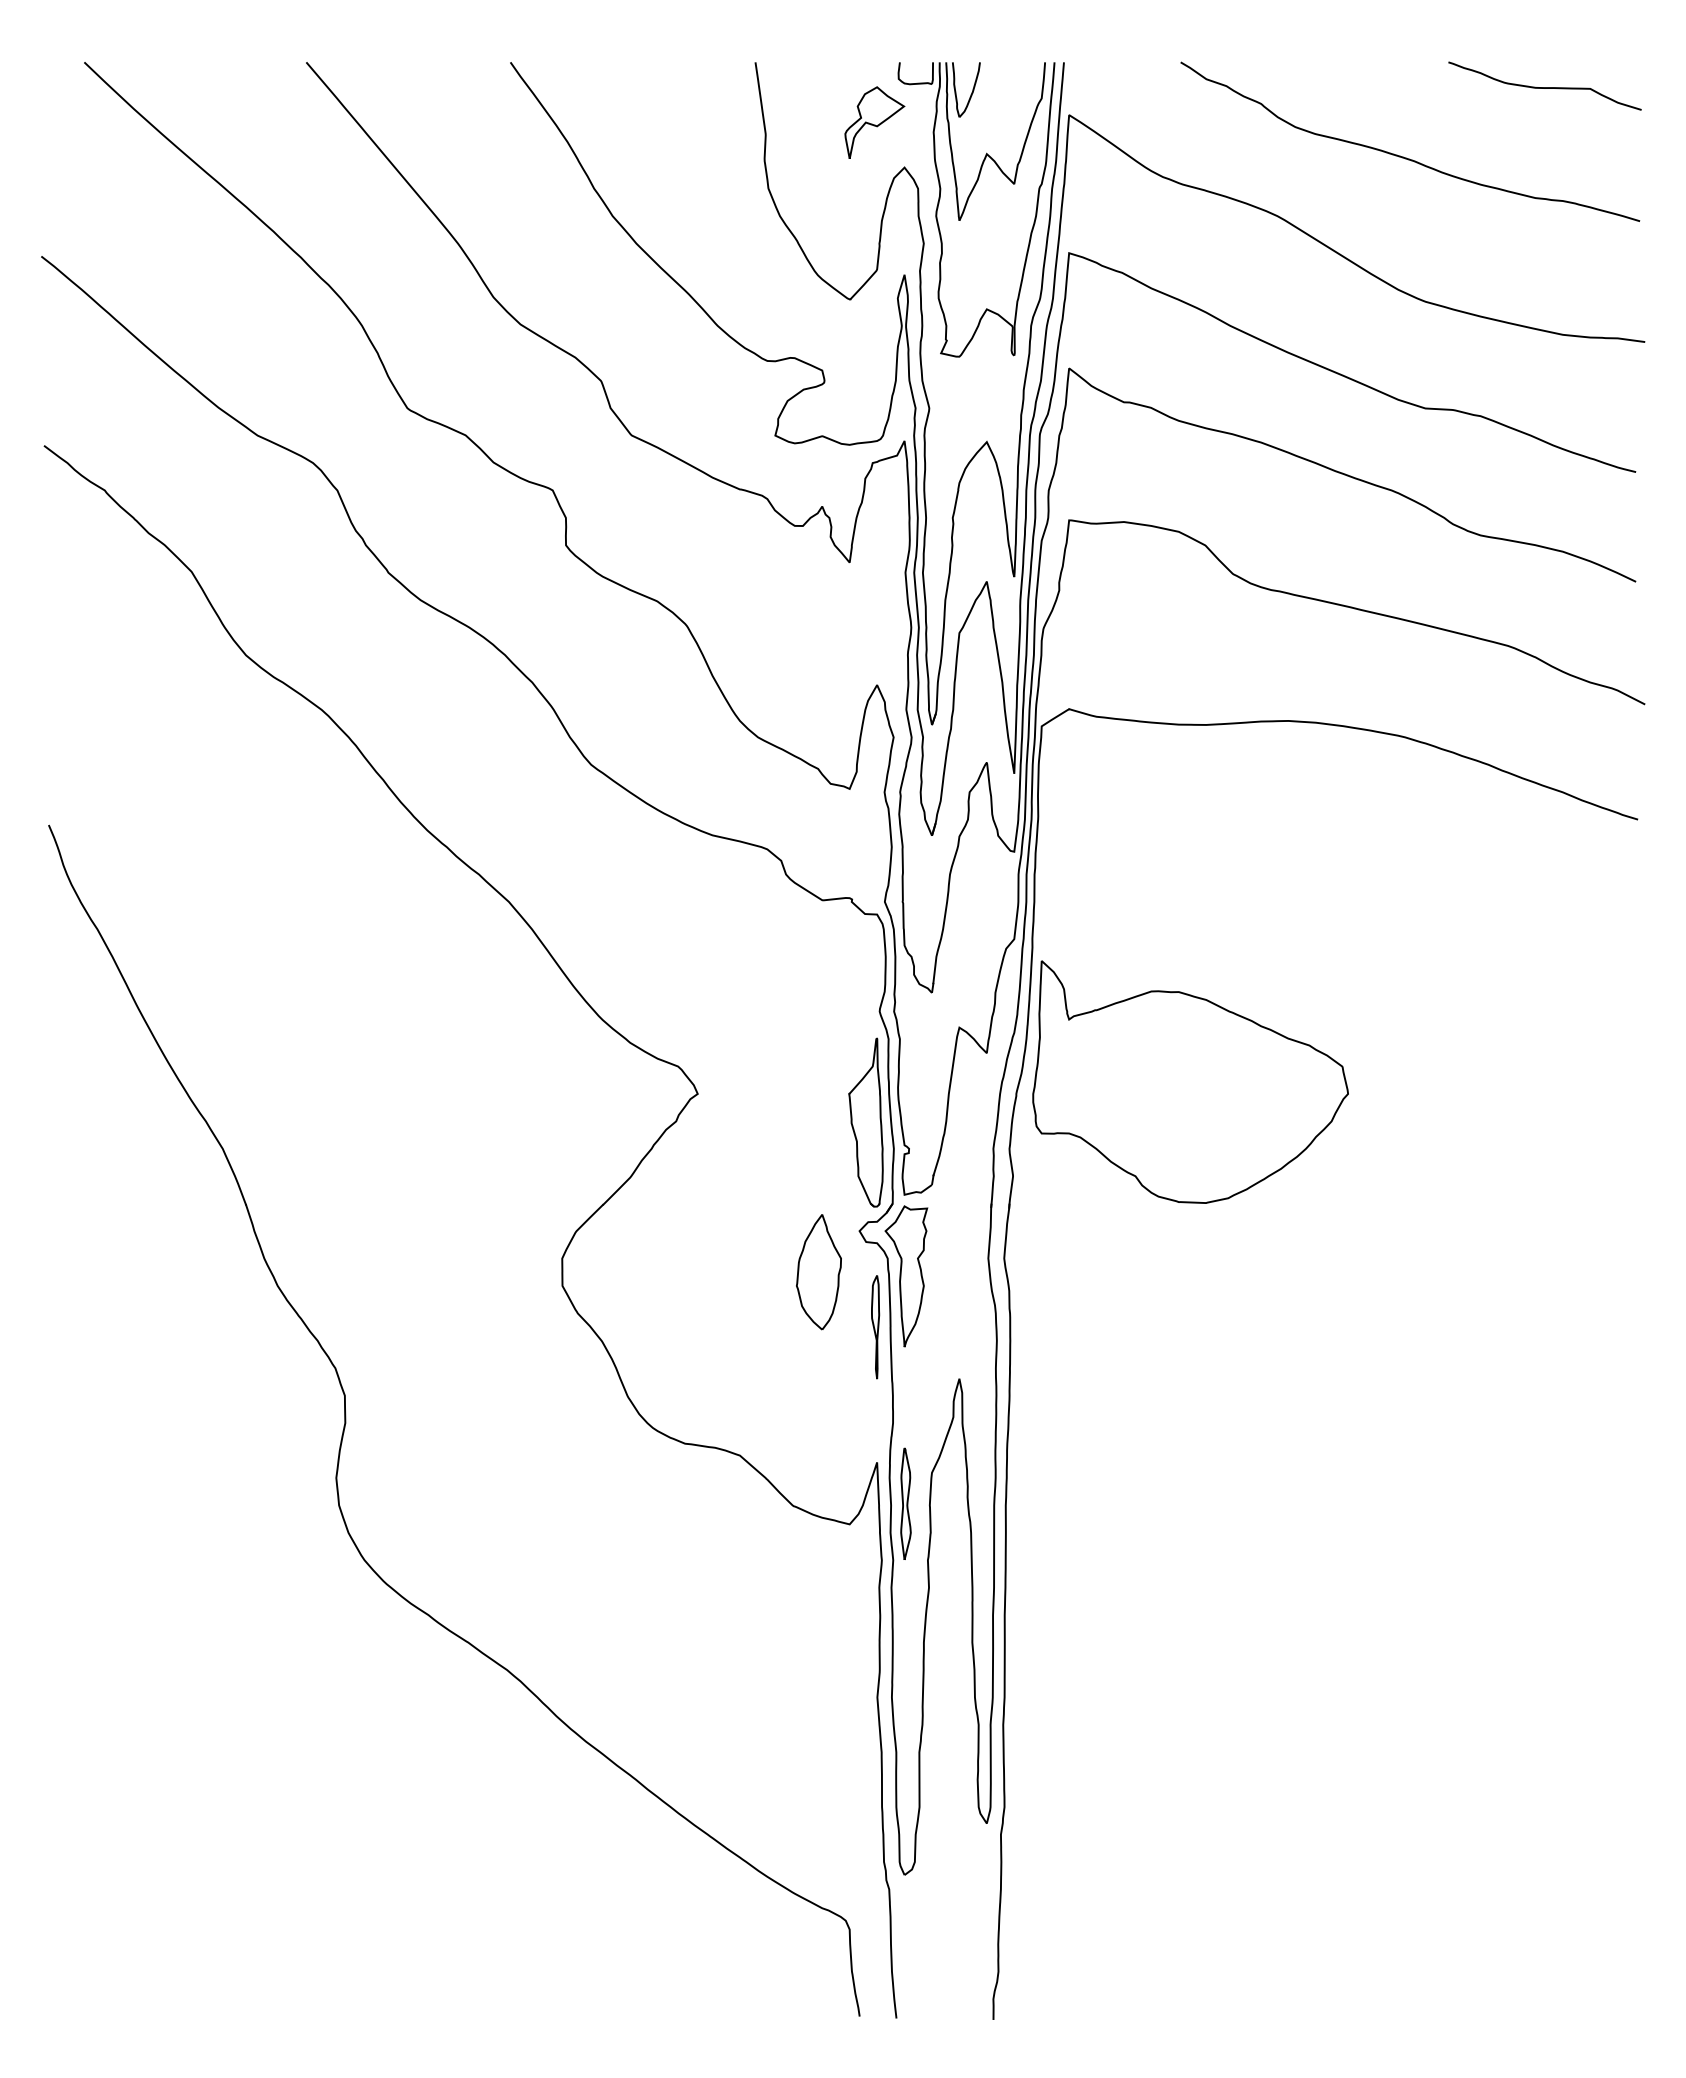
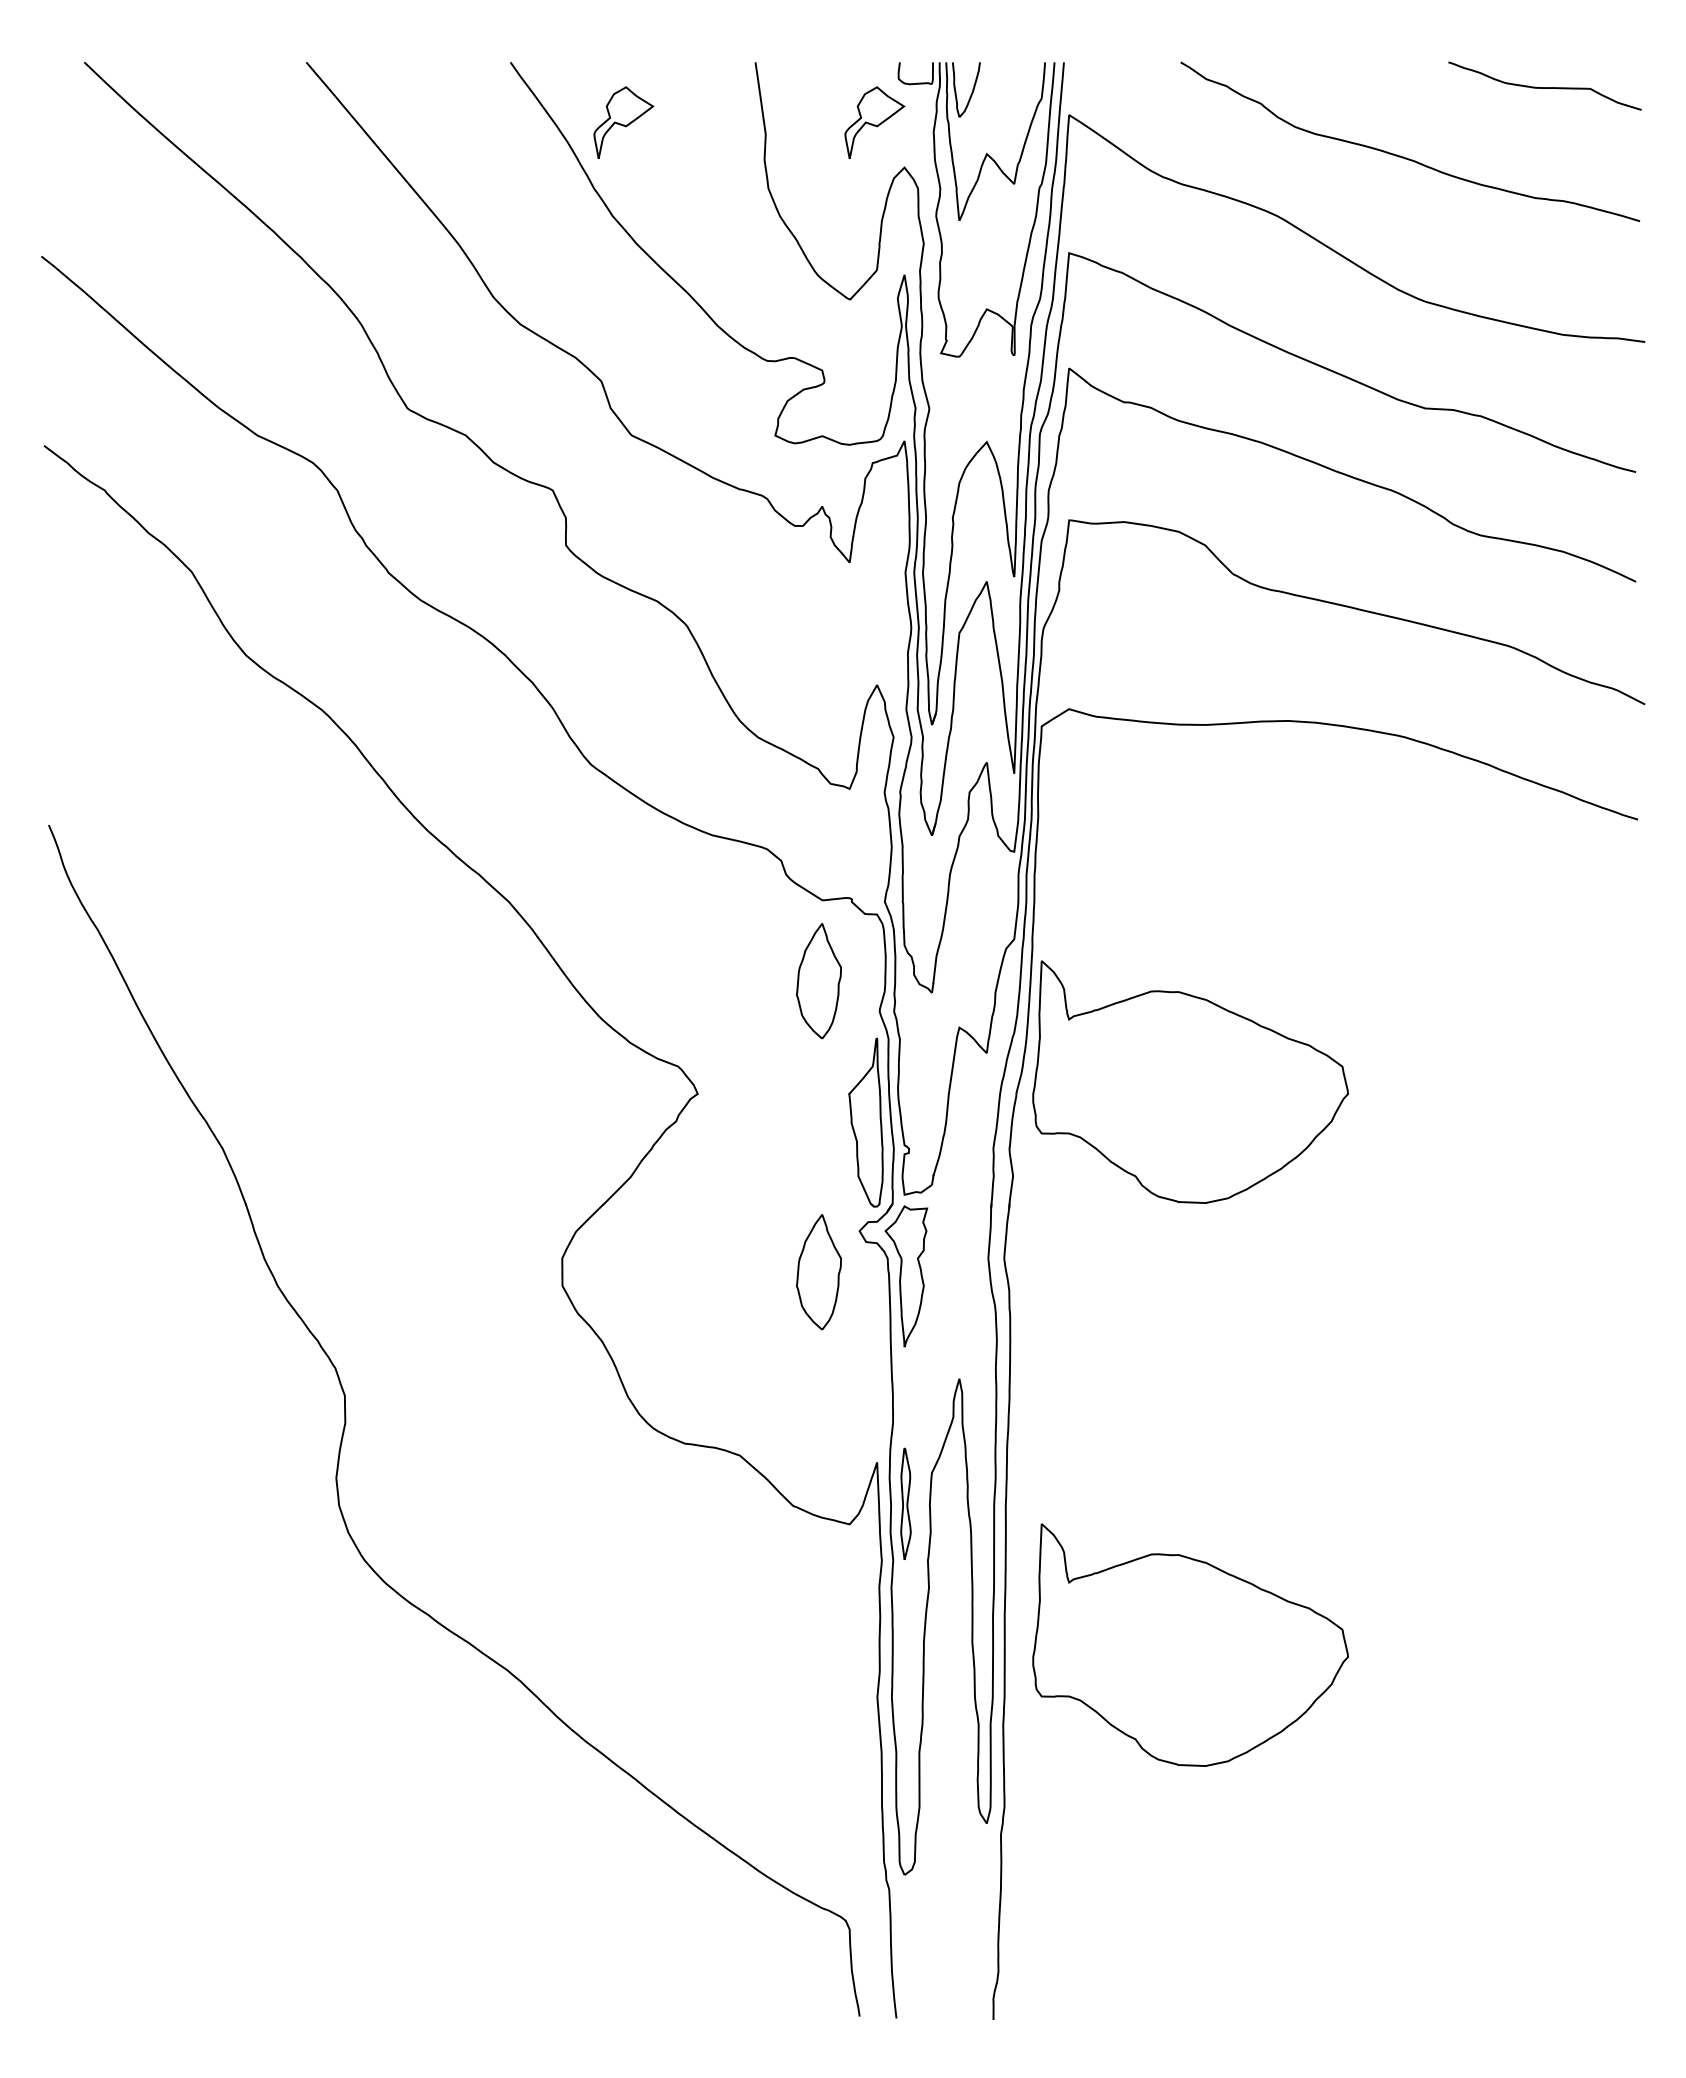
part: none -> present (623, 122)
part: none -> present (818, 981)
part: present -> none (875, 1327)
part: none -> present (1190, 1644)
